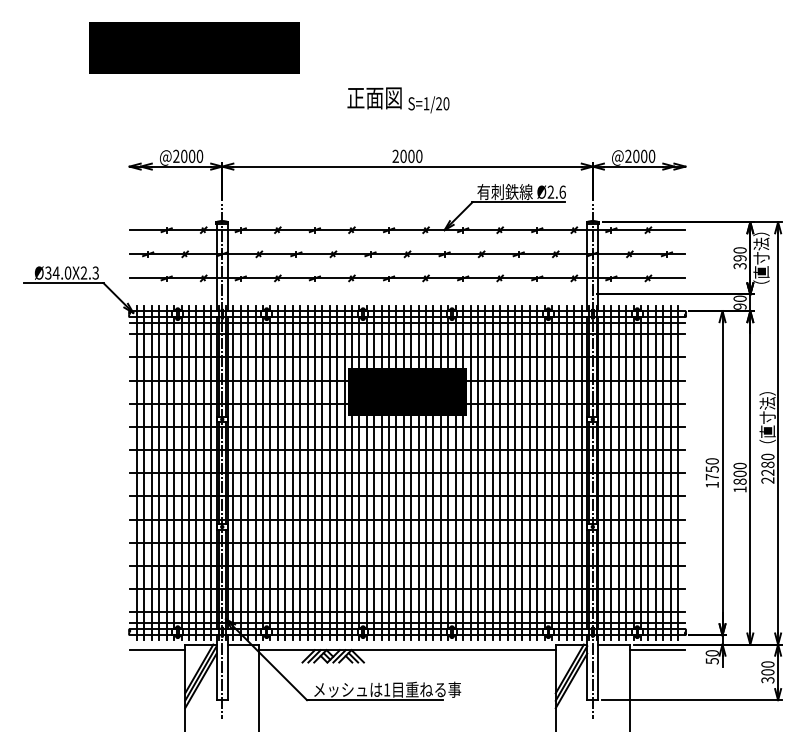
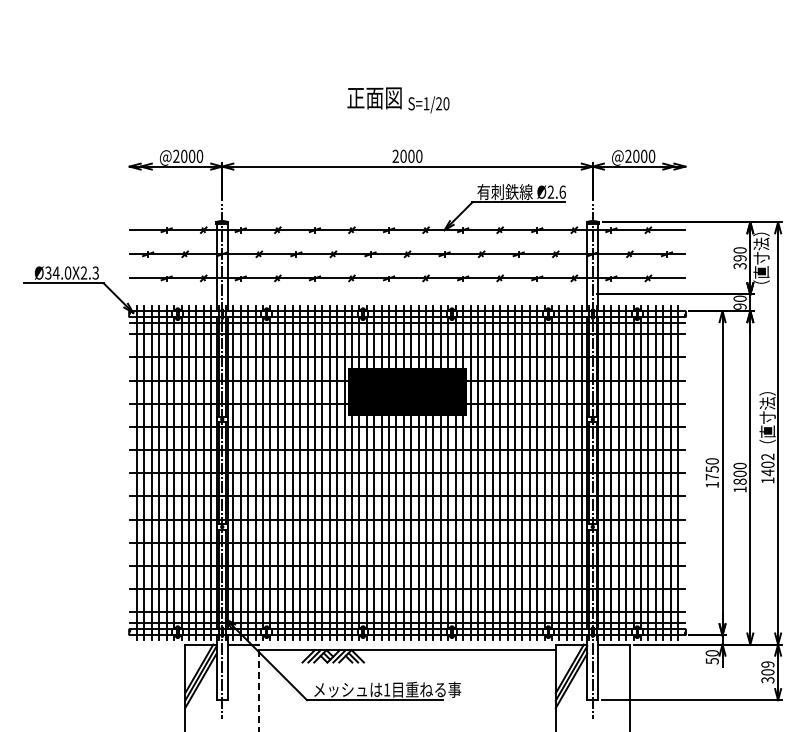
part: present -> none (194, 47)
text: 2280 -> 1402 (767, 468)
line: present -> none (157, 650)
line: present -> none (657, 650)
text: 300 -> 309 (767, 664)
line: solid -> dashed (259, 687)
